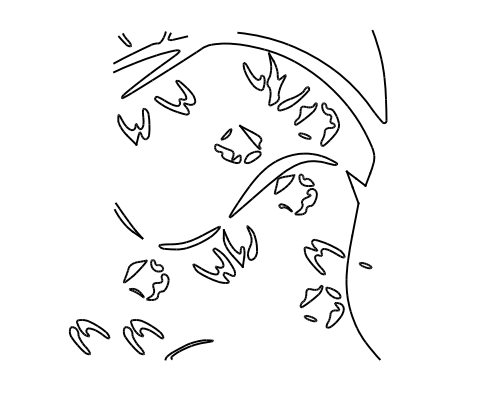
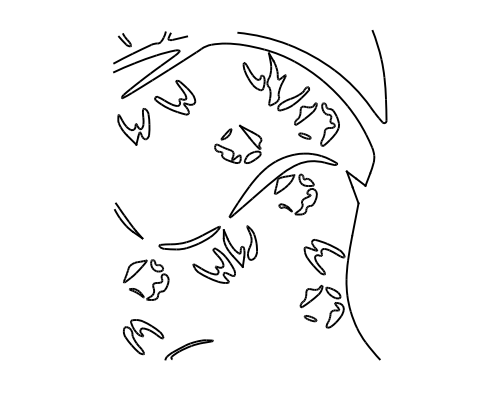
part: present -> none (365, 265)
part: present -> none (89, 337)
